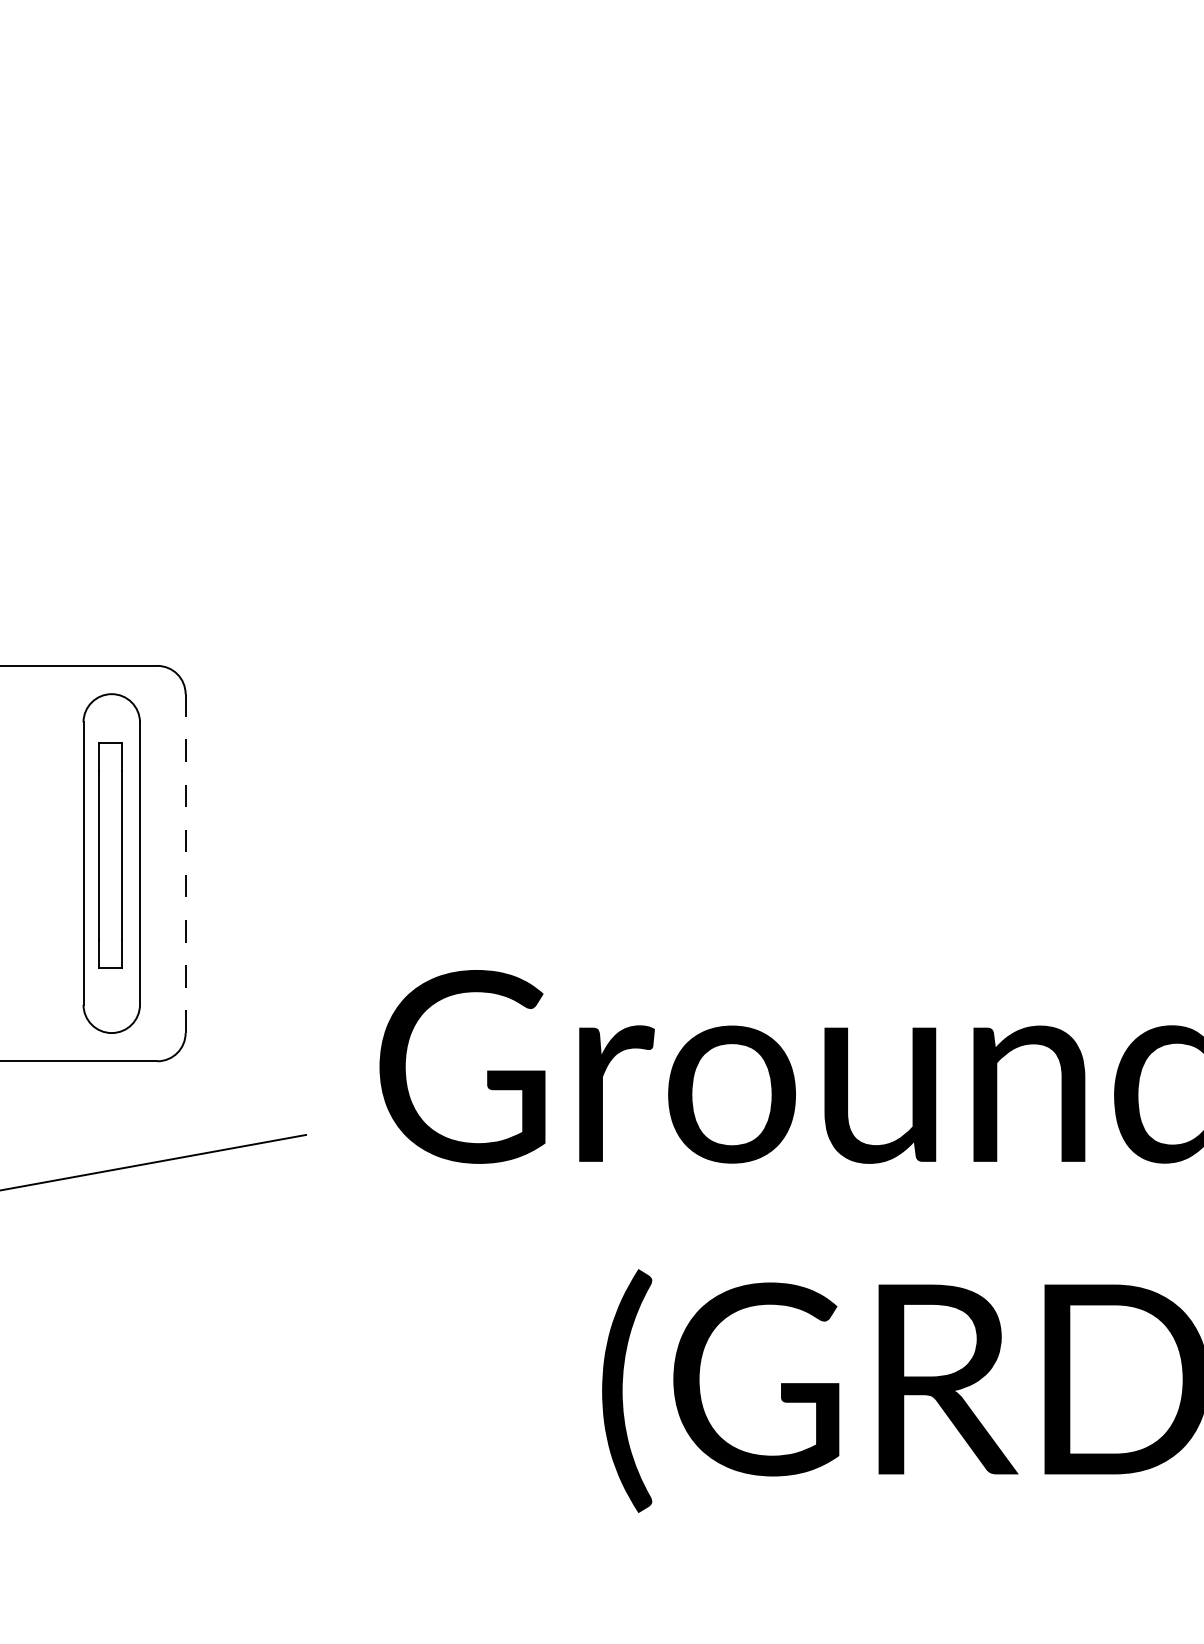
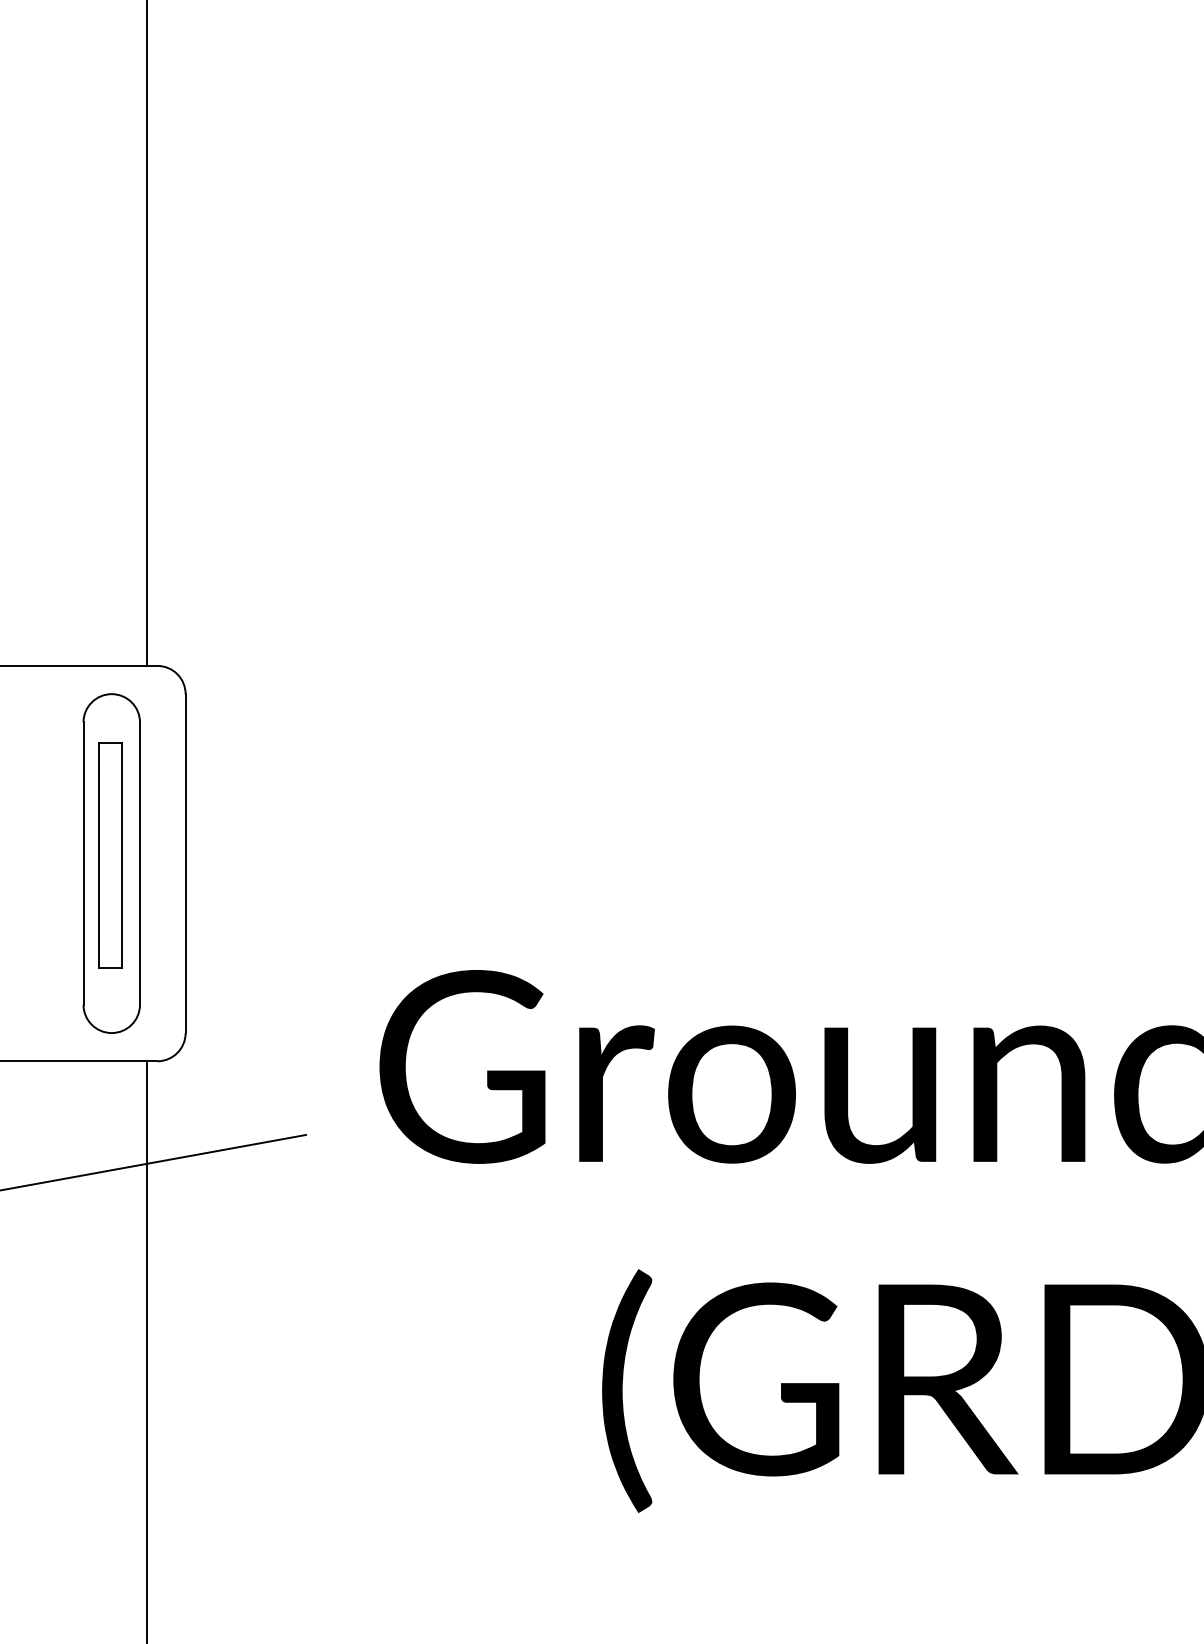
line: none -> present (147, 333)
line: dashed -> solid (185, 864)
line: none -> present (147, 1350)
